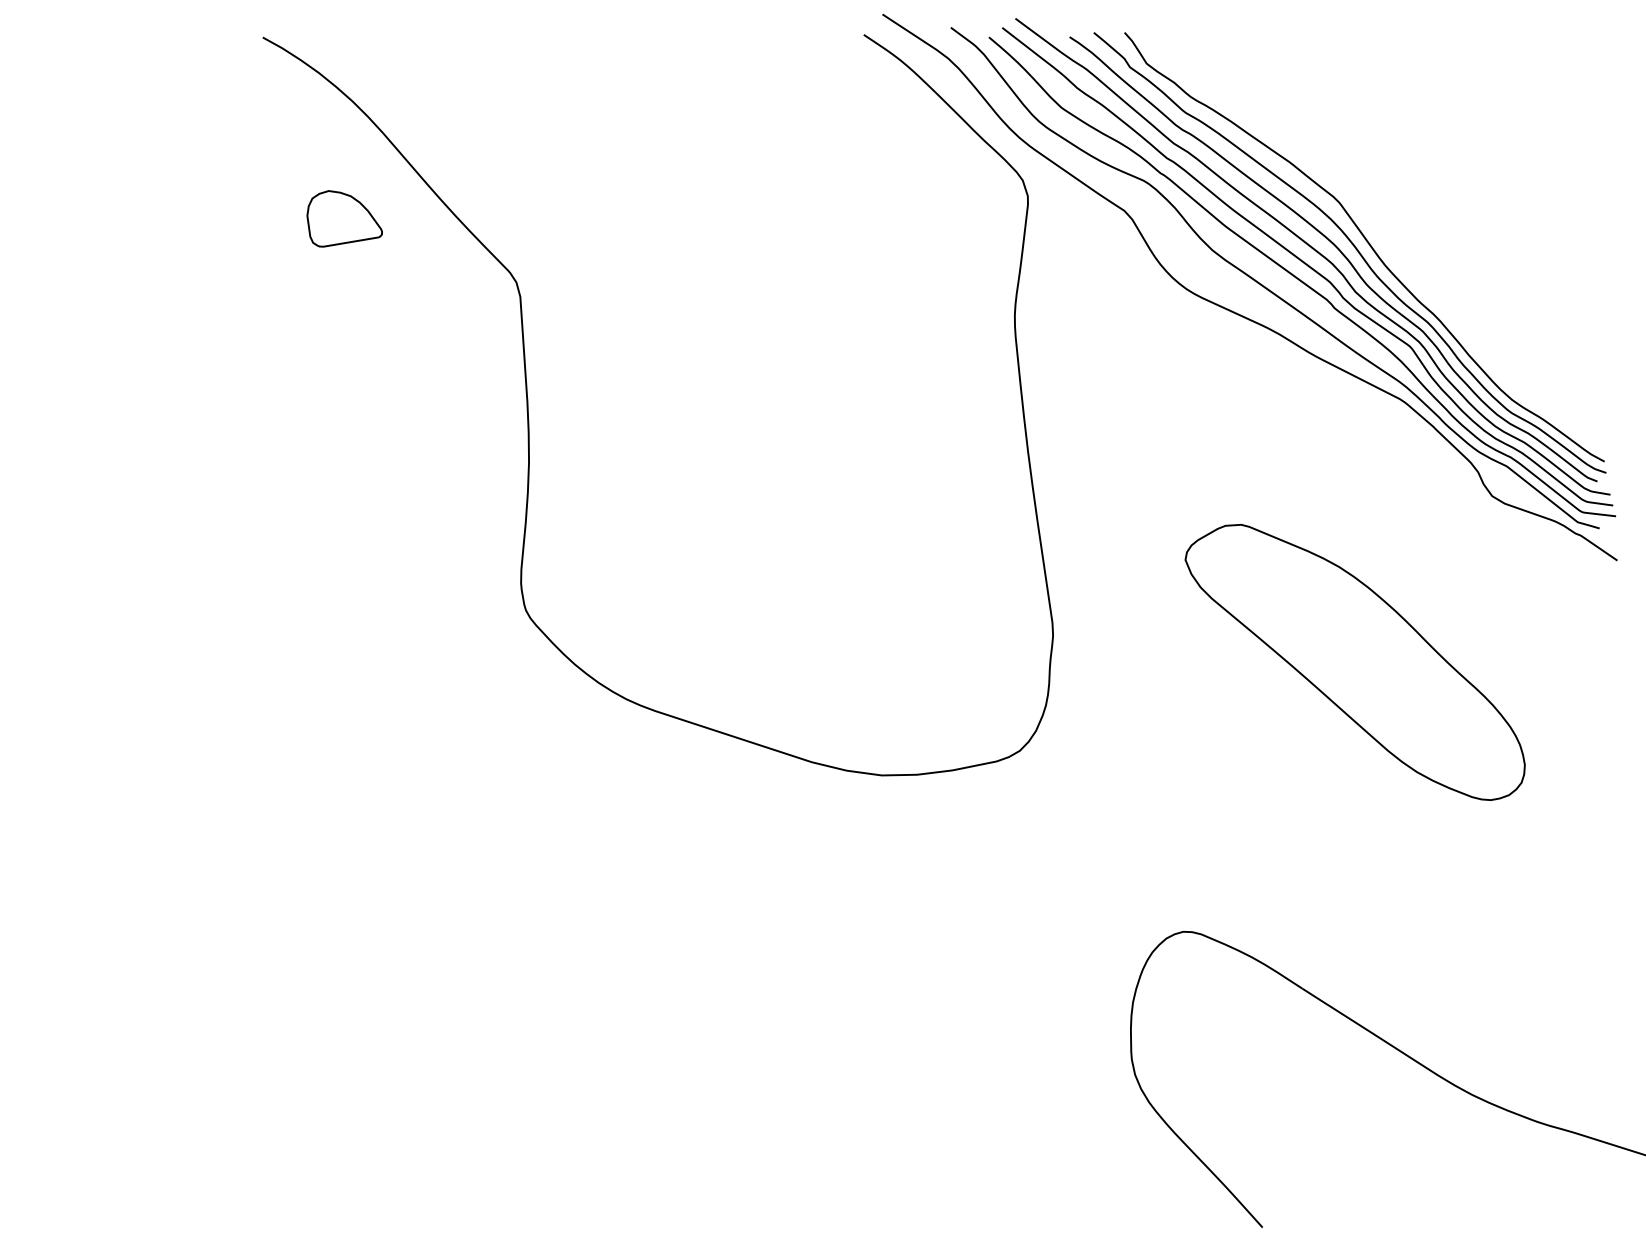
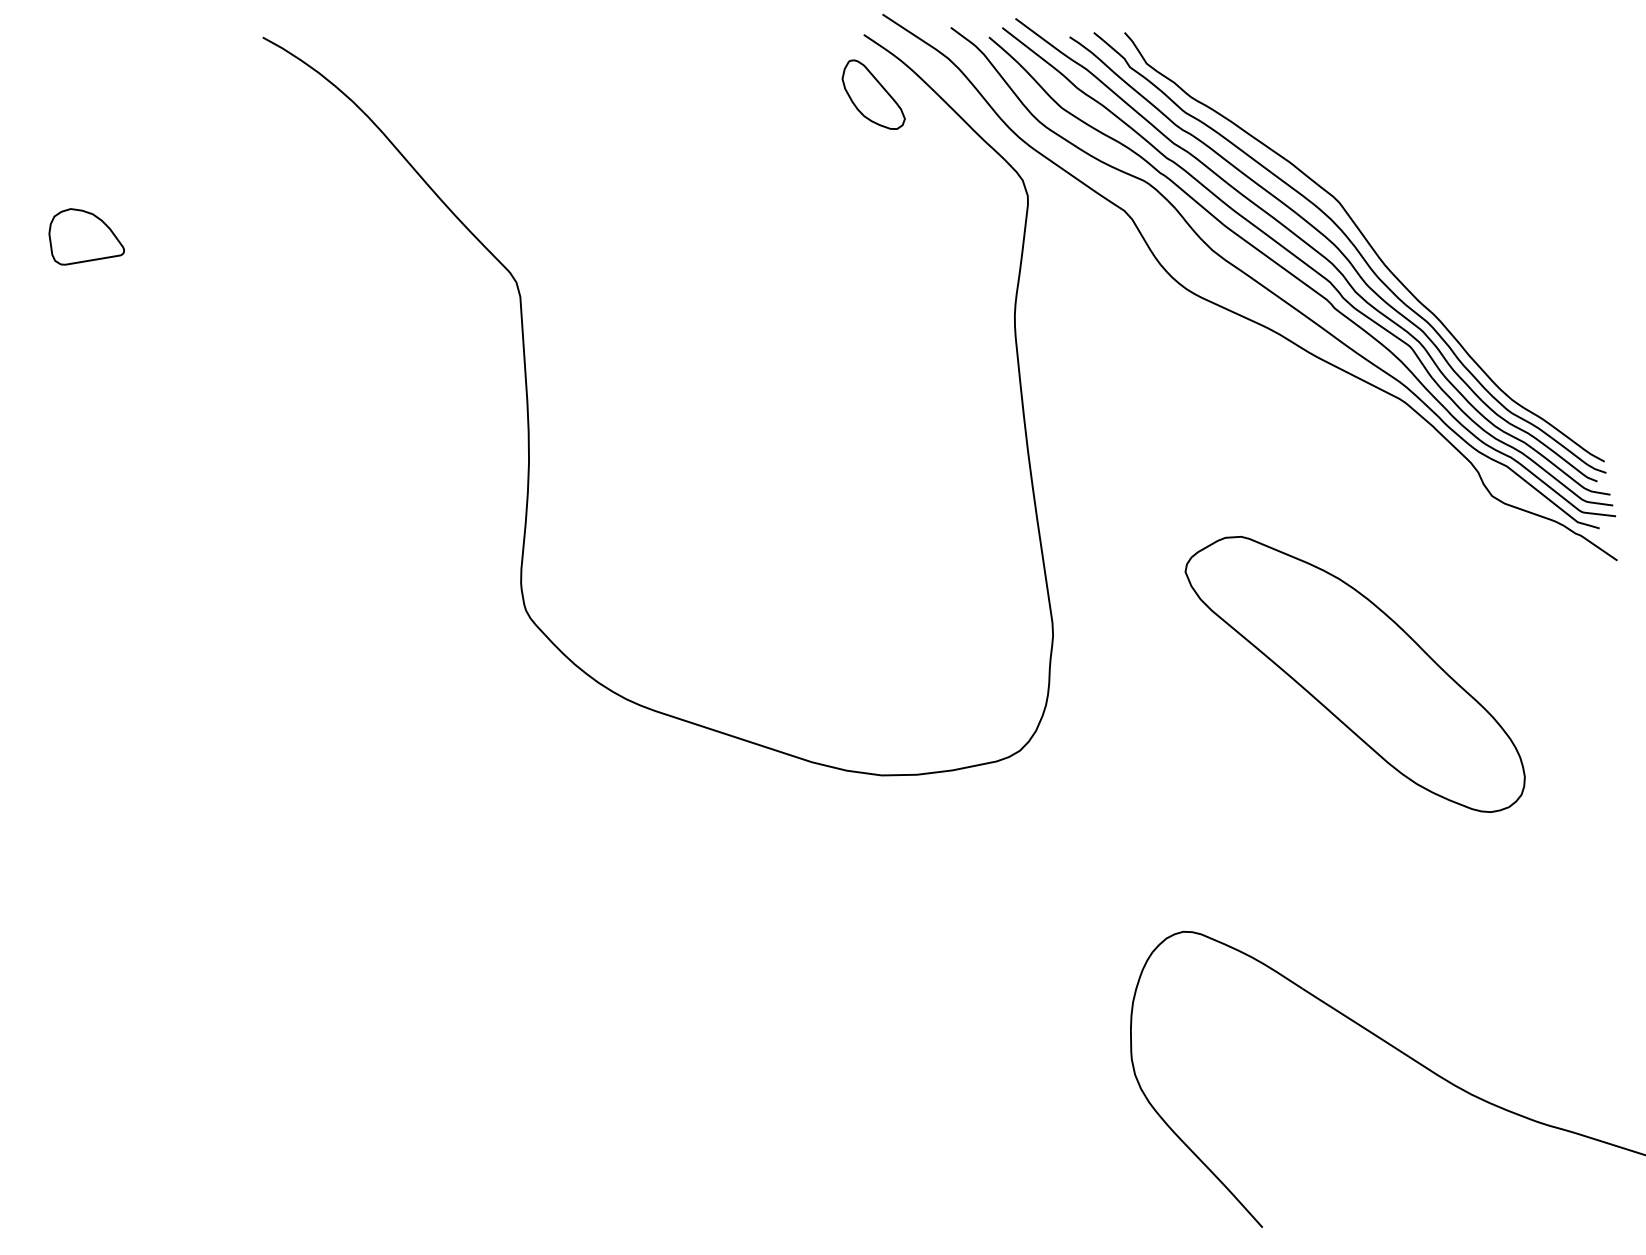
part: none -> present (873, 94)
part position: (344, 218) -> (86, 236) (86, 236)
part position: (1354, 662) -> (1354, 674) (1354, 674)
